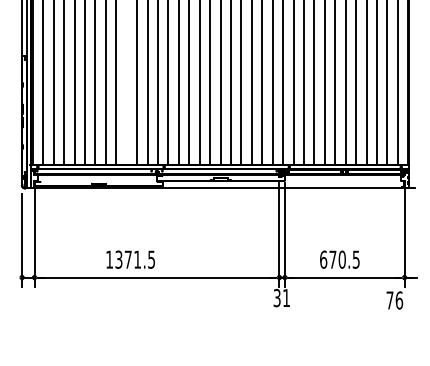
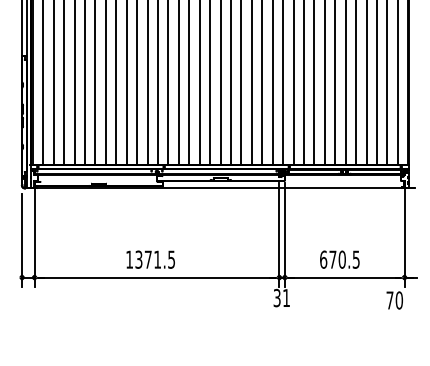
line: none -> present (126, 83)
text position: (130, 259) -> (150, 259) (150, 259)
text: 76 -> 70 (399, 300)
